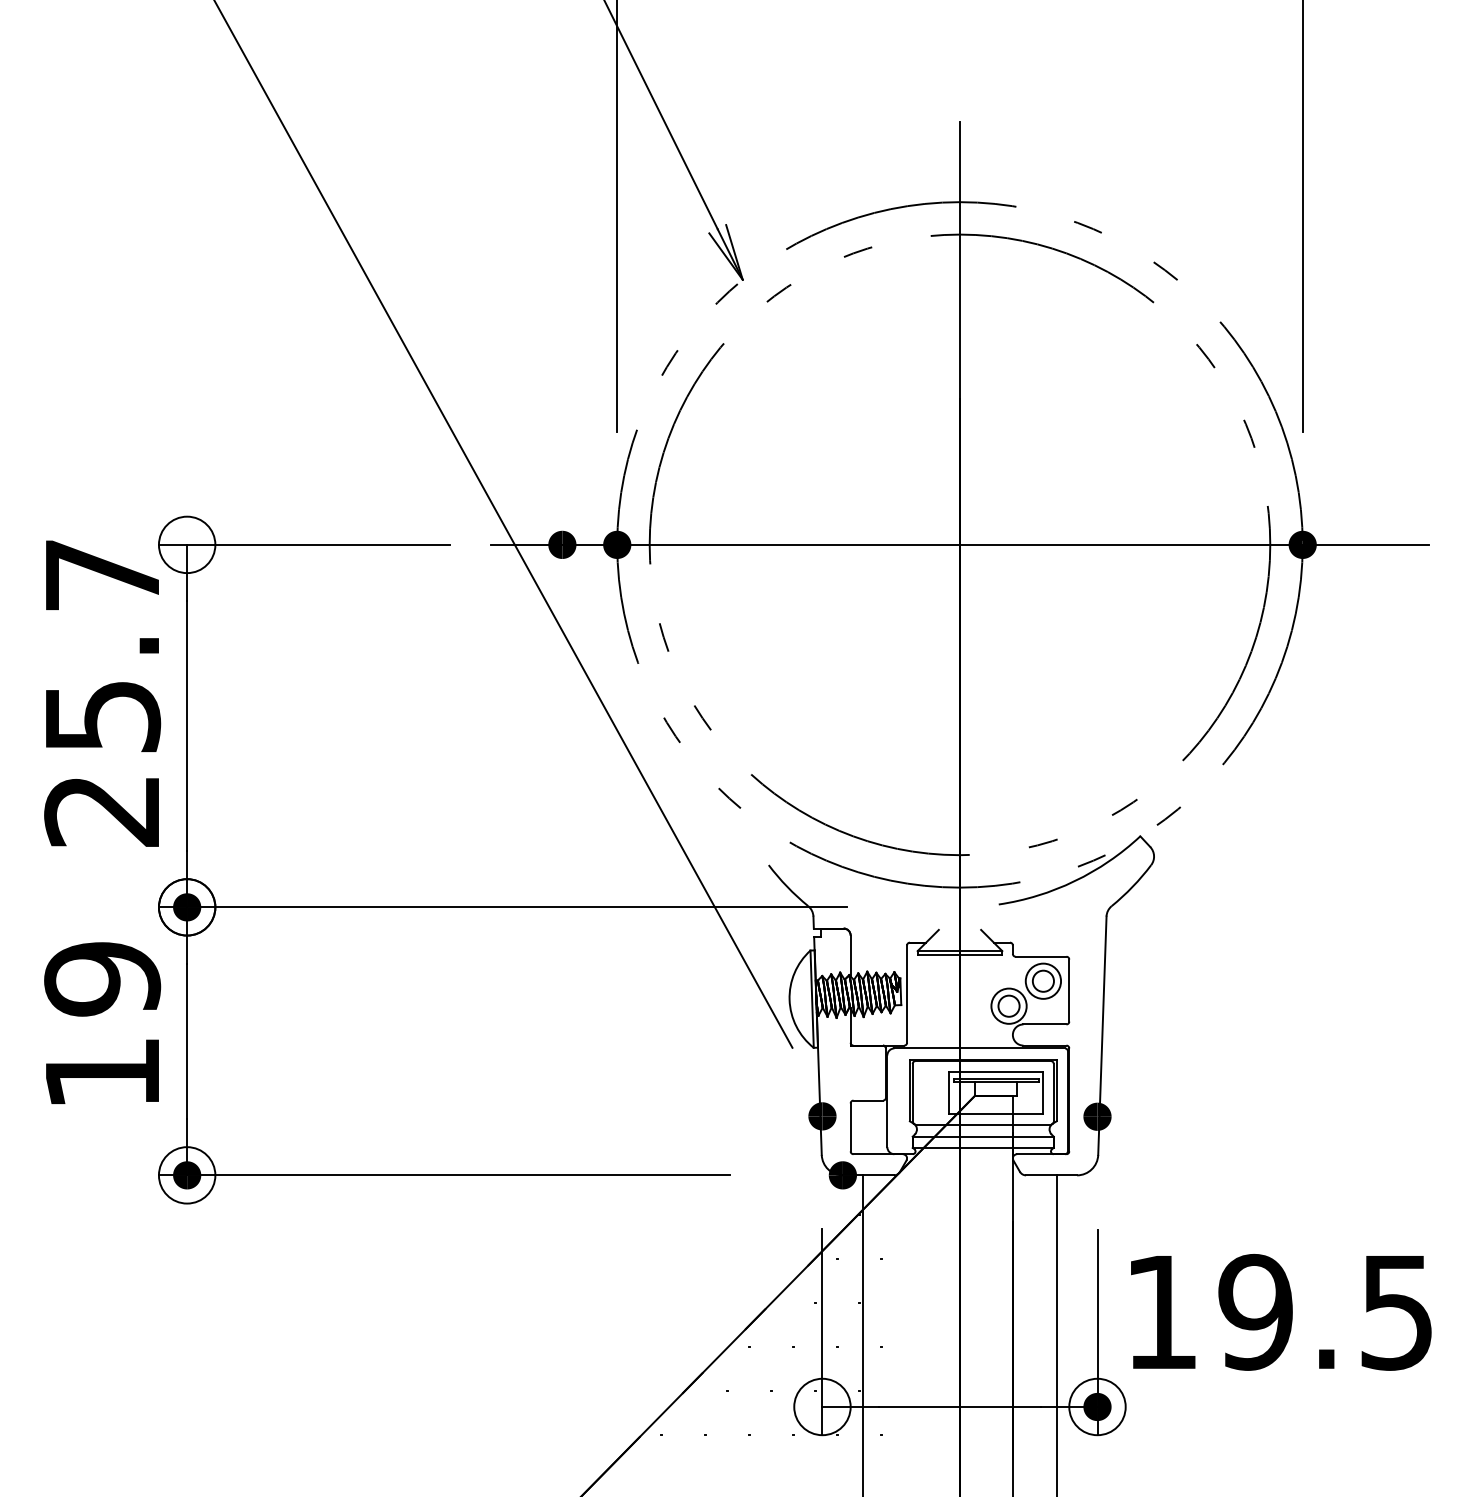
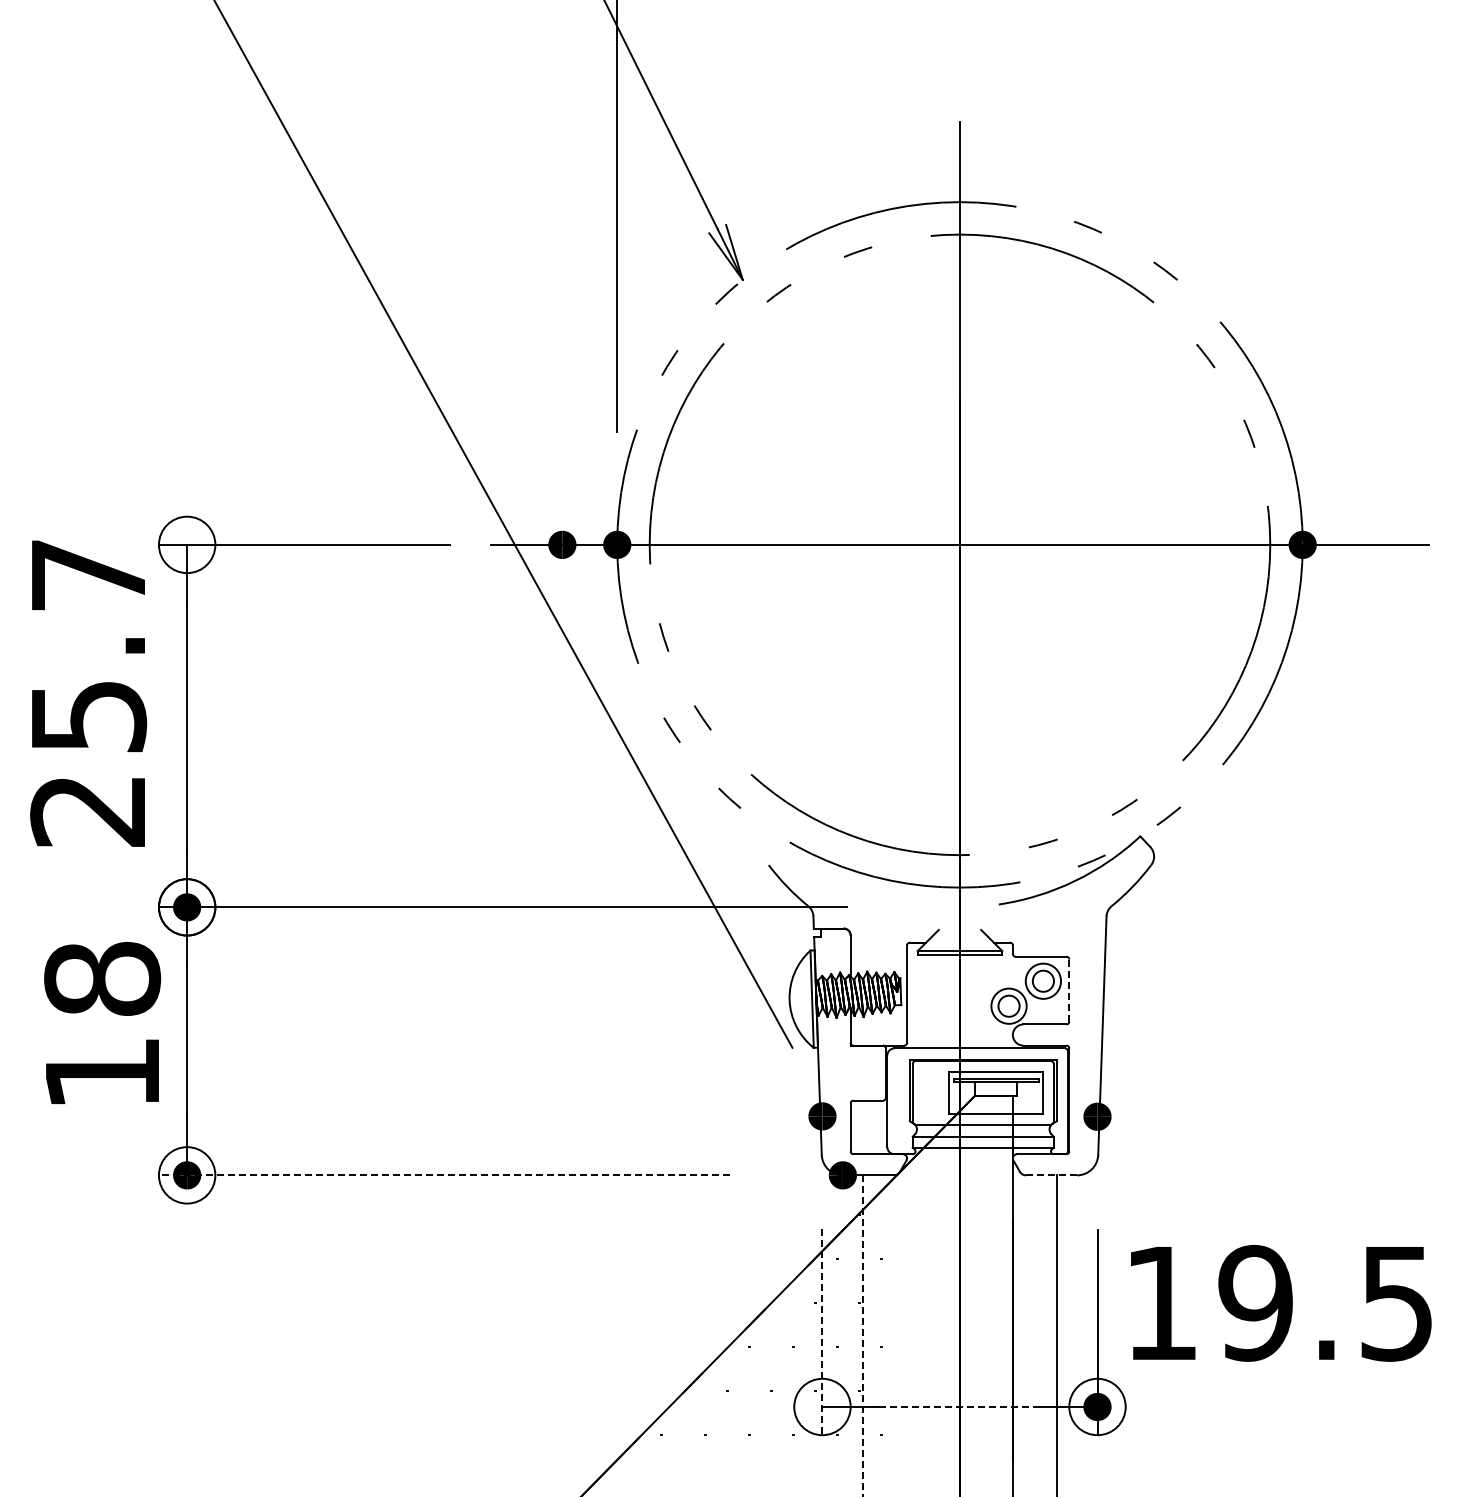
line: present -> none (1302, 217)
text position: (102, 693) -> (88, 693) (88, 693)
text: 19 -> 18 (102, 979)
line: solid -> dashed (1069, 991)
line: solid -> dashed (444, 1175)
line: solid -> dashed (1051, 1175)
text position: (1281, 1312) -> (1281, 1303) (1281, 1303)
line: solid -> dashed (822, 1332)
line: solid -> dashed (862, 1336)
line: solid -> dashed (960, 1406)
